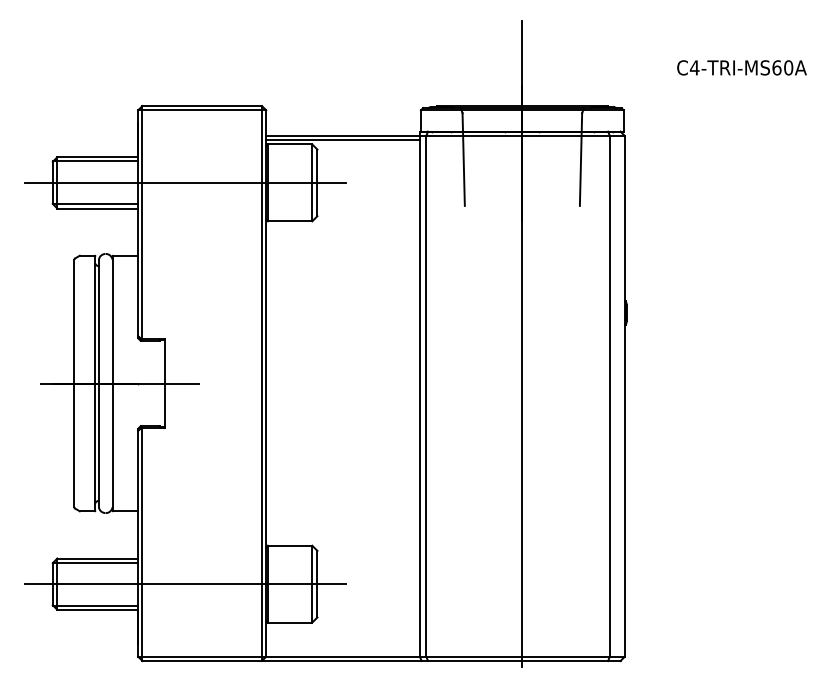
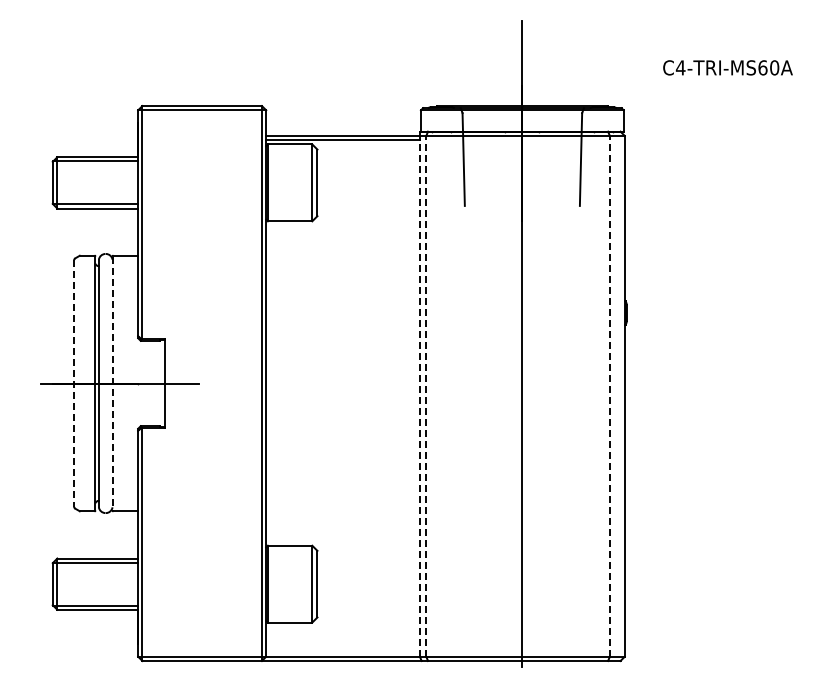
text position: (741, 67) -> (727, 67) (727, 67)
line: present -> none (184, 182)
line: solid -> dashed (112, 383)
line: solid -> dashed (74, 384)
line: solid -> dashed (426, 395)
line: solid -> dashed (609, 395)
line: solid -> dashed (419, 397)
line: present -> none (184, 584)
